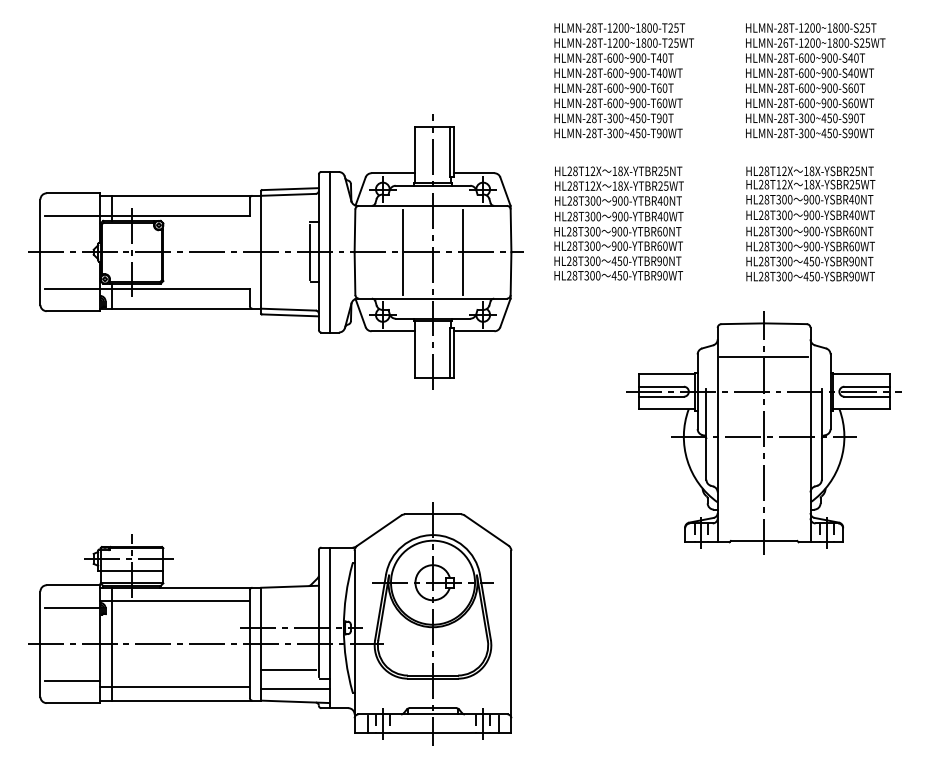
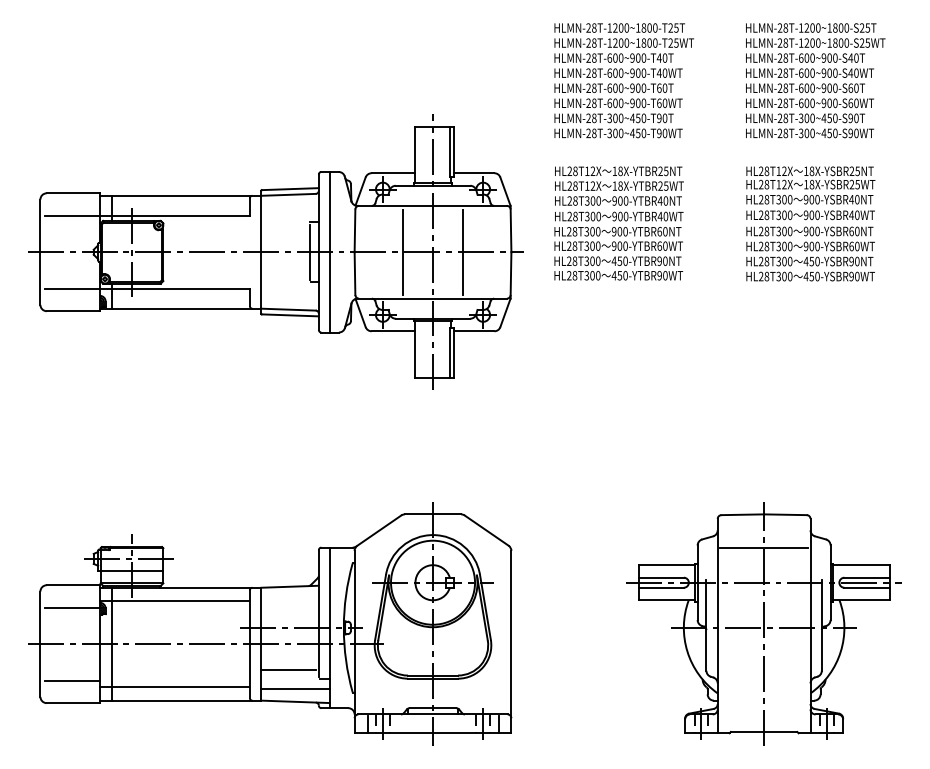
text: HLMN-26T-1200~1800-S25WT -> HLMN-28T-1200~1800-S25WT (785, 42)
part position: (763, 432) -> (763, 623) (763, 623)
